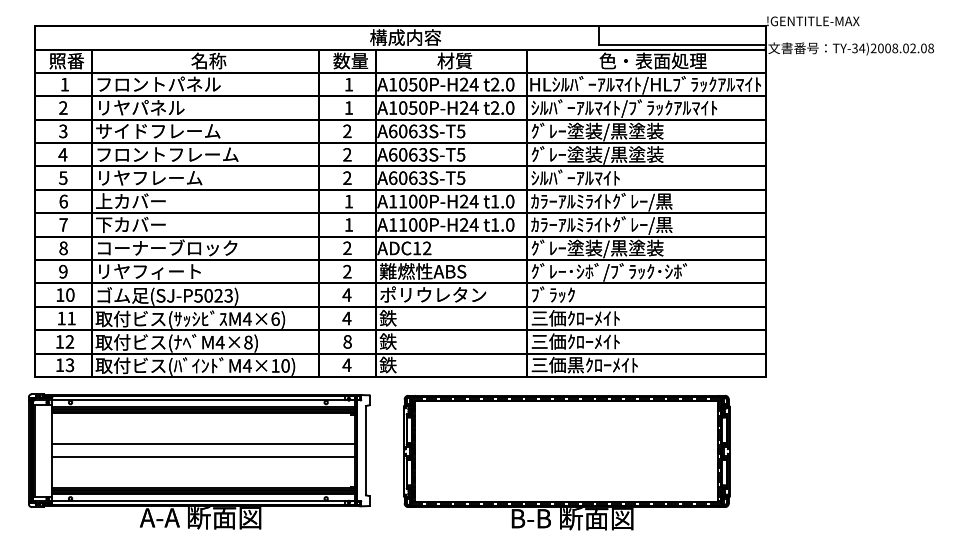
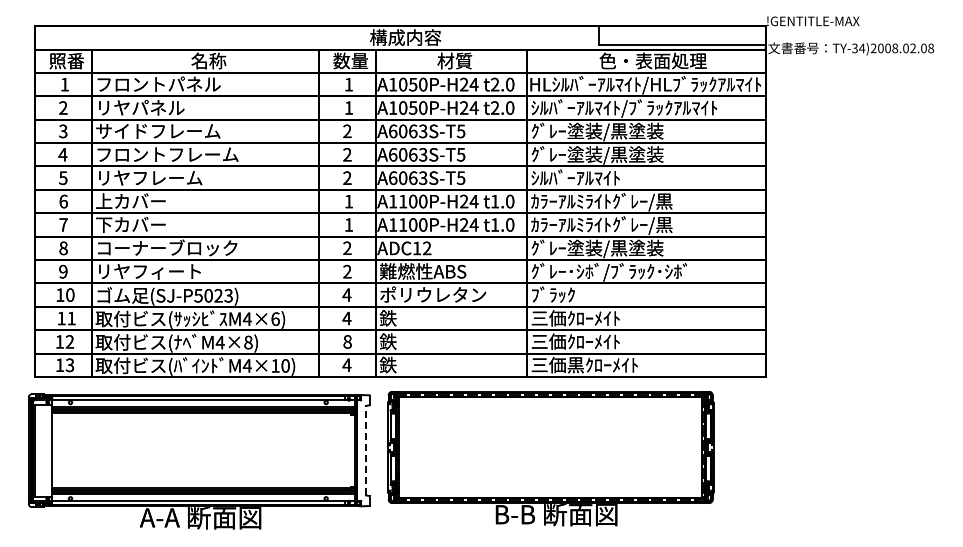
line: present -> none (202, 444)
line: solid -> dashed (365, 450)
line: present -> none (202, 457)
part position: (566, 462) -> (550, 458) (550, 458)
